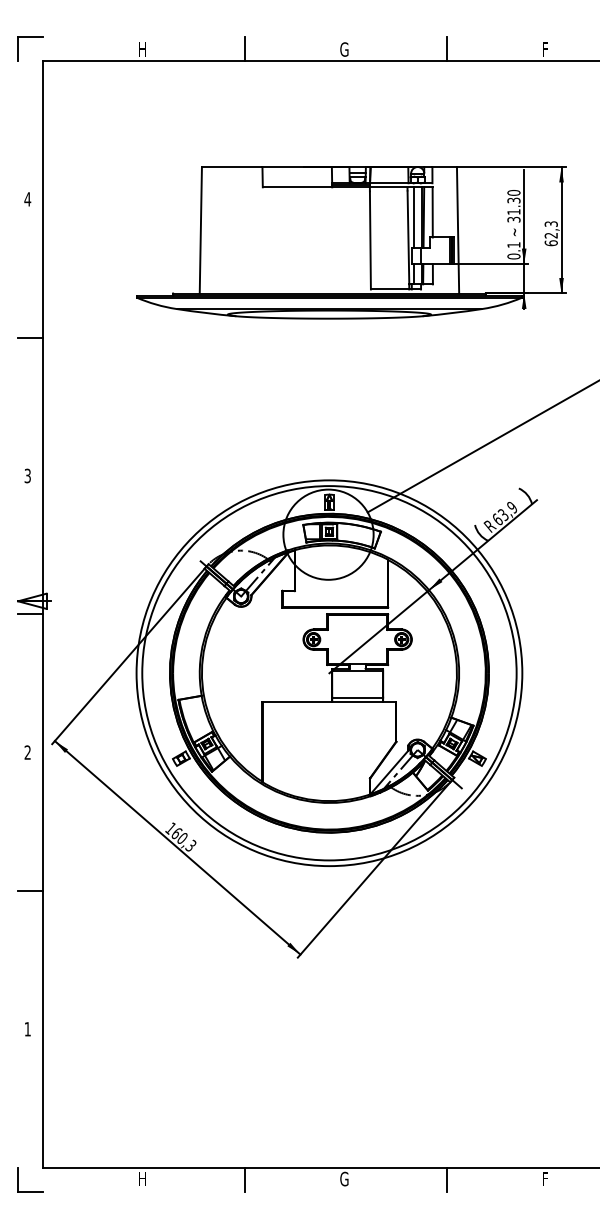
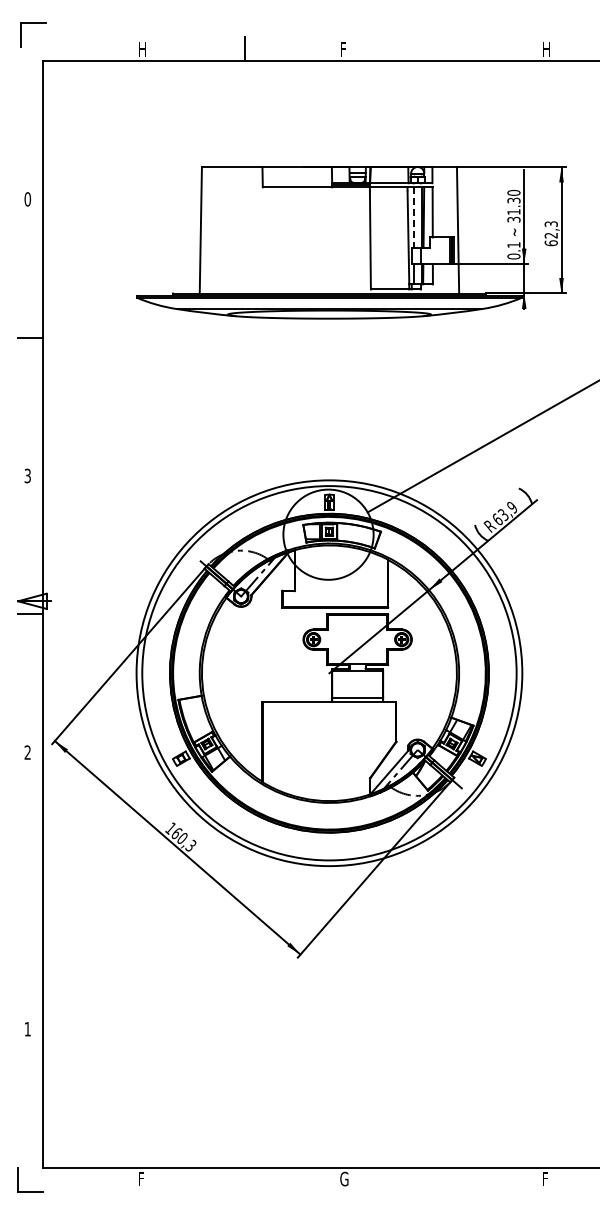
part position: (30, 37) -> (33, 23) (33, 23)
line: present -> none (446, 48)
text: G -> F (344, 49)
text: F -> H (546, 49)
text: 4 -> 0 (27, 199)
line: solid -> dashed (413, 218)
line: present -> none (30, 891)
text: H -> F (142, 1178)
line: present -> none (244, 1179)
line: present -> none (446, 1179)
